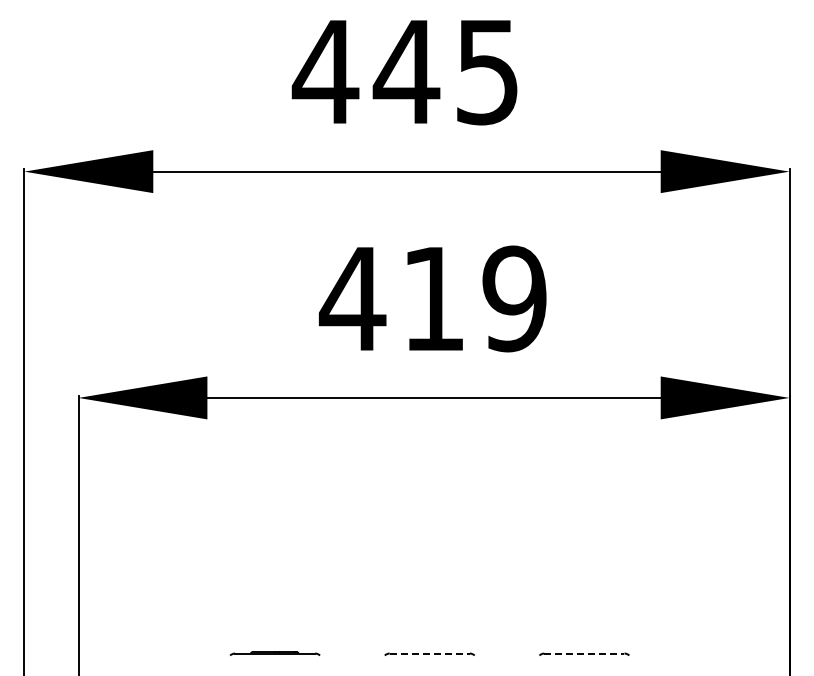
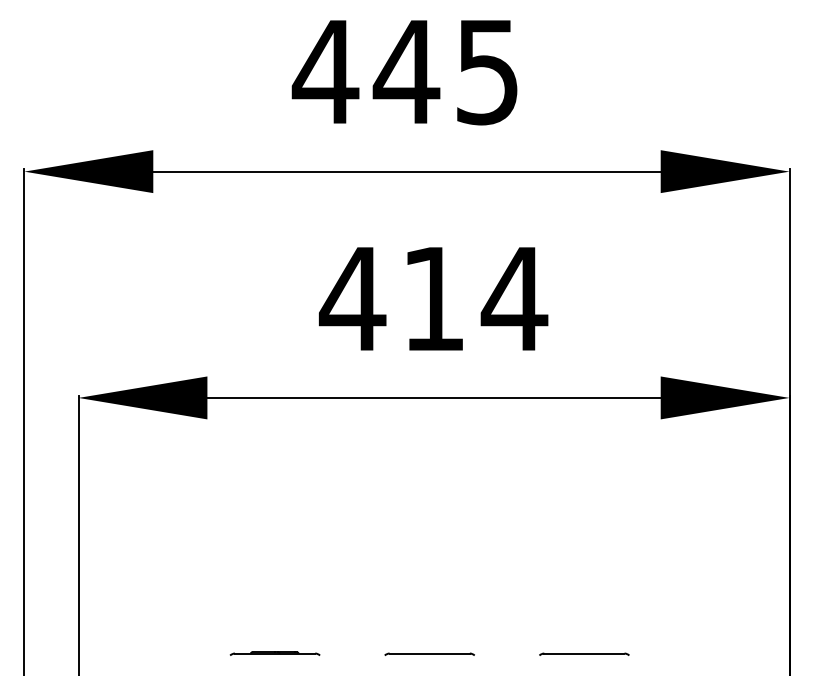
text: 419 -> 414 (514, 298)
line: dashed -> solid (430, 653)
line: dashed -> solid (584, 653)
